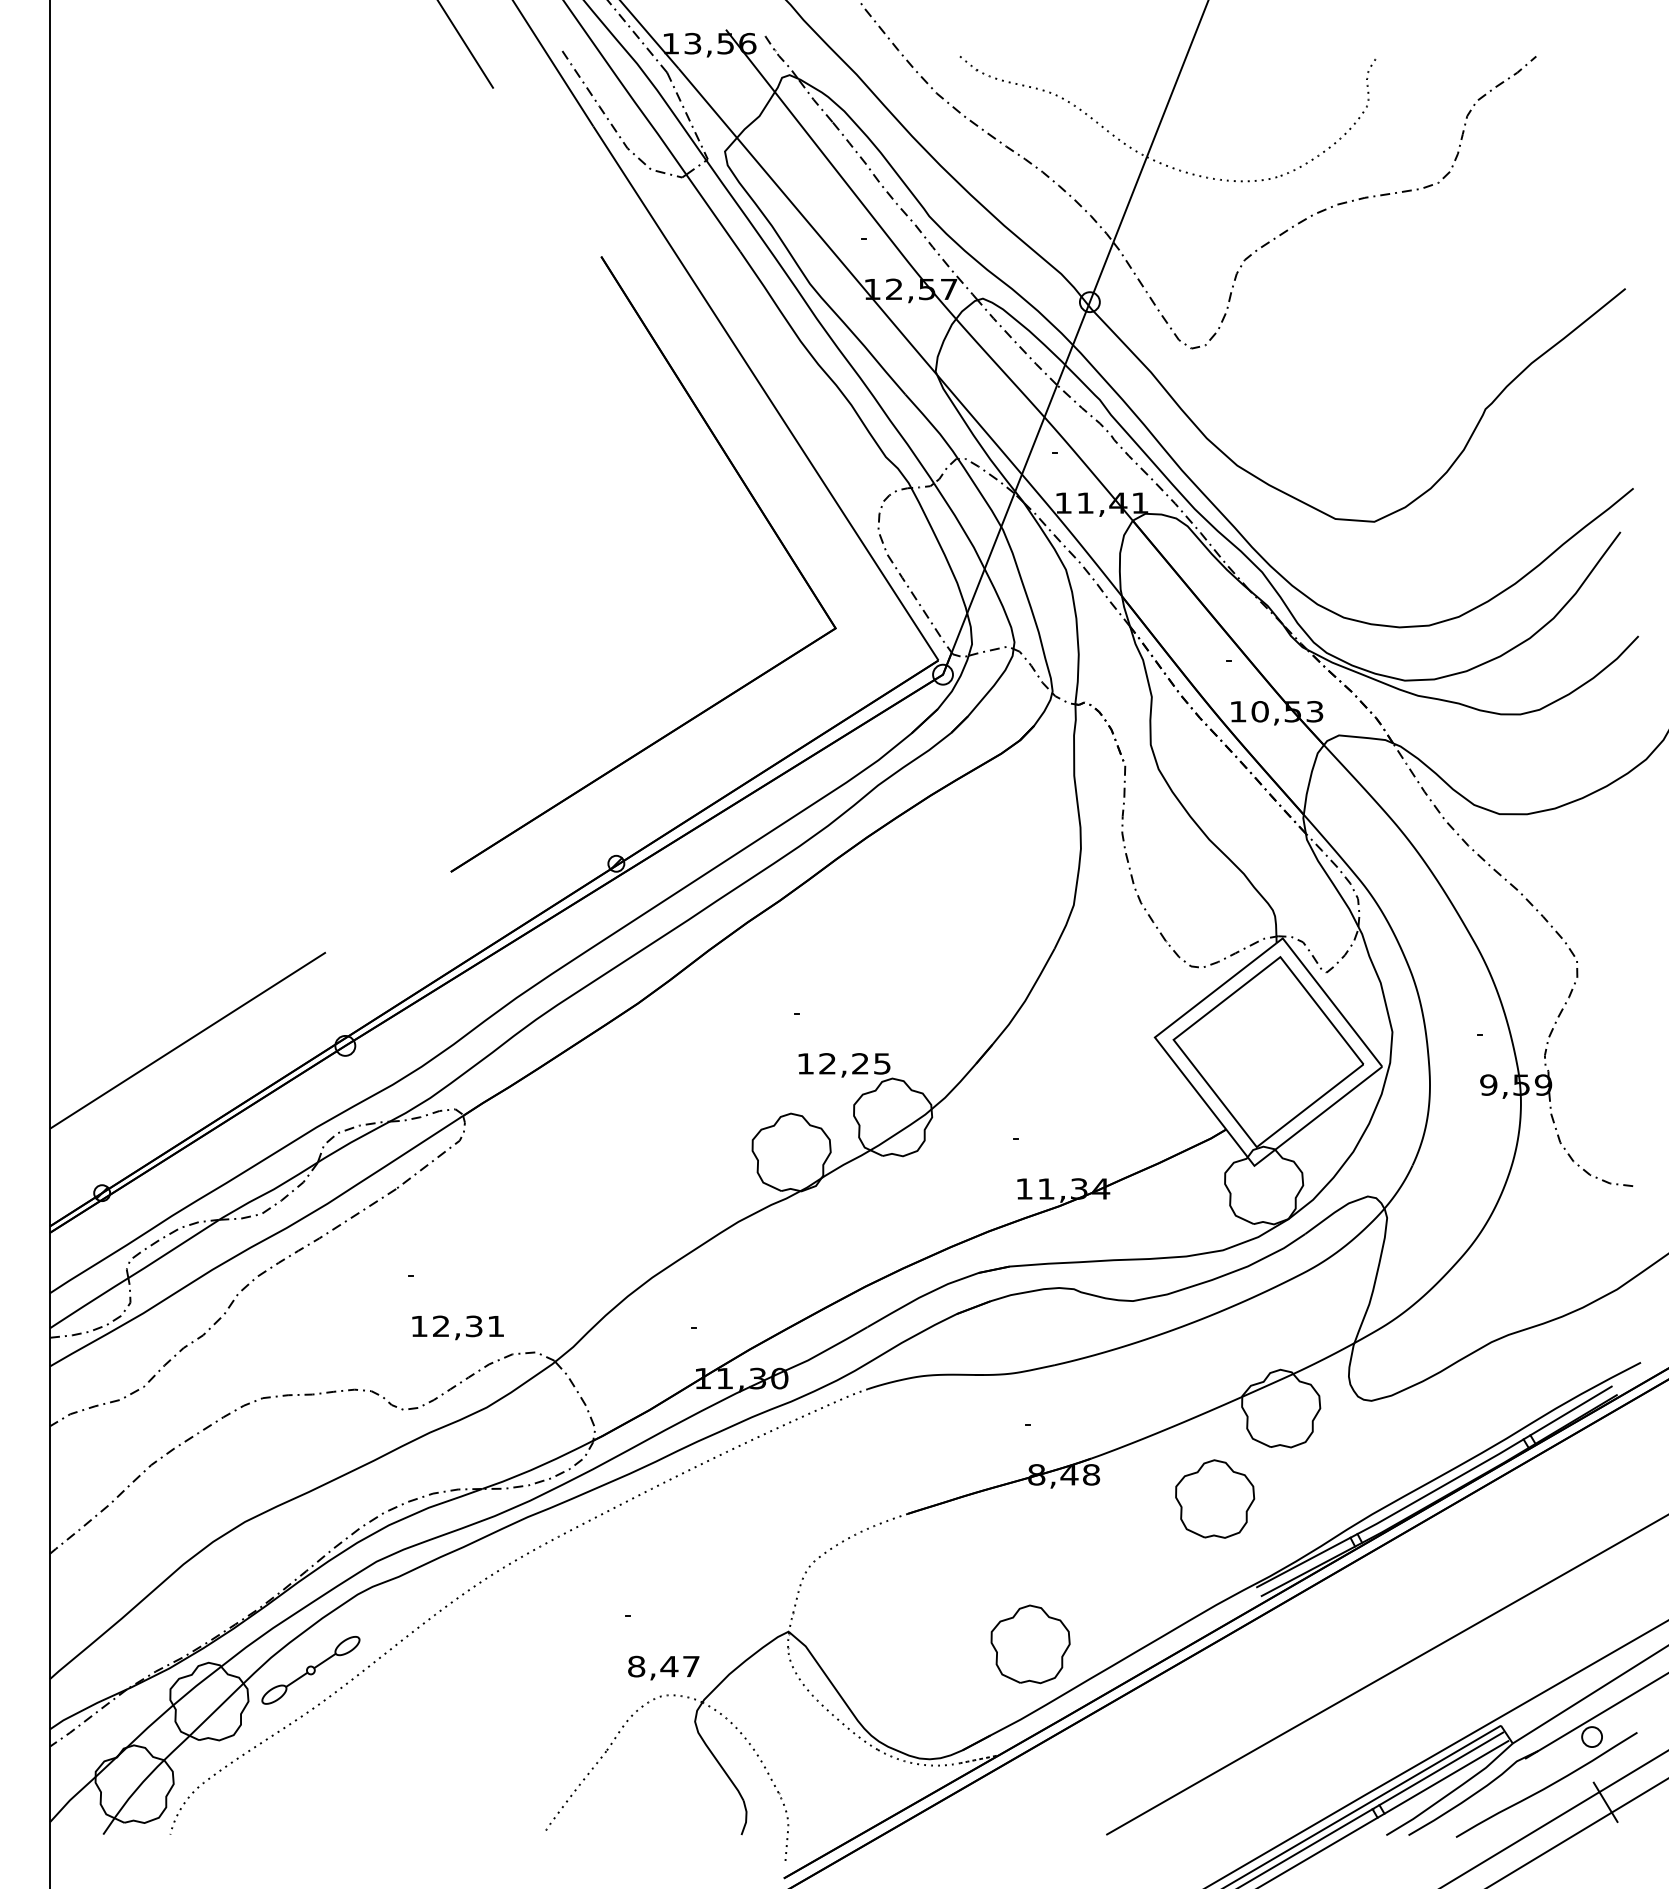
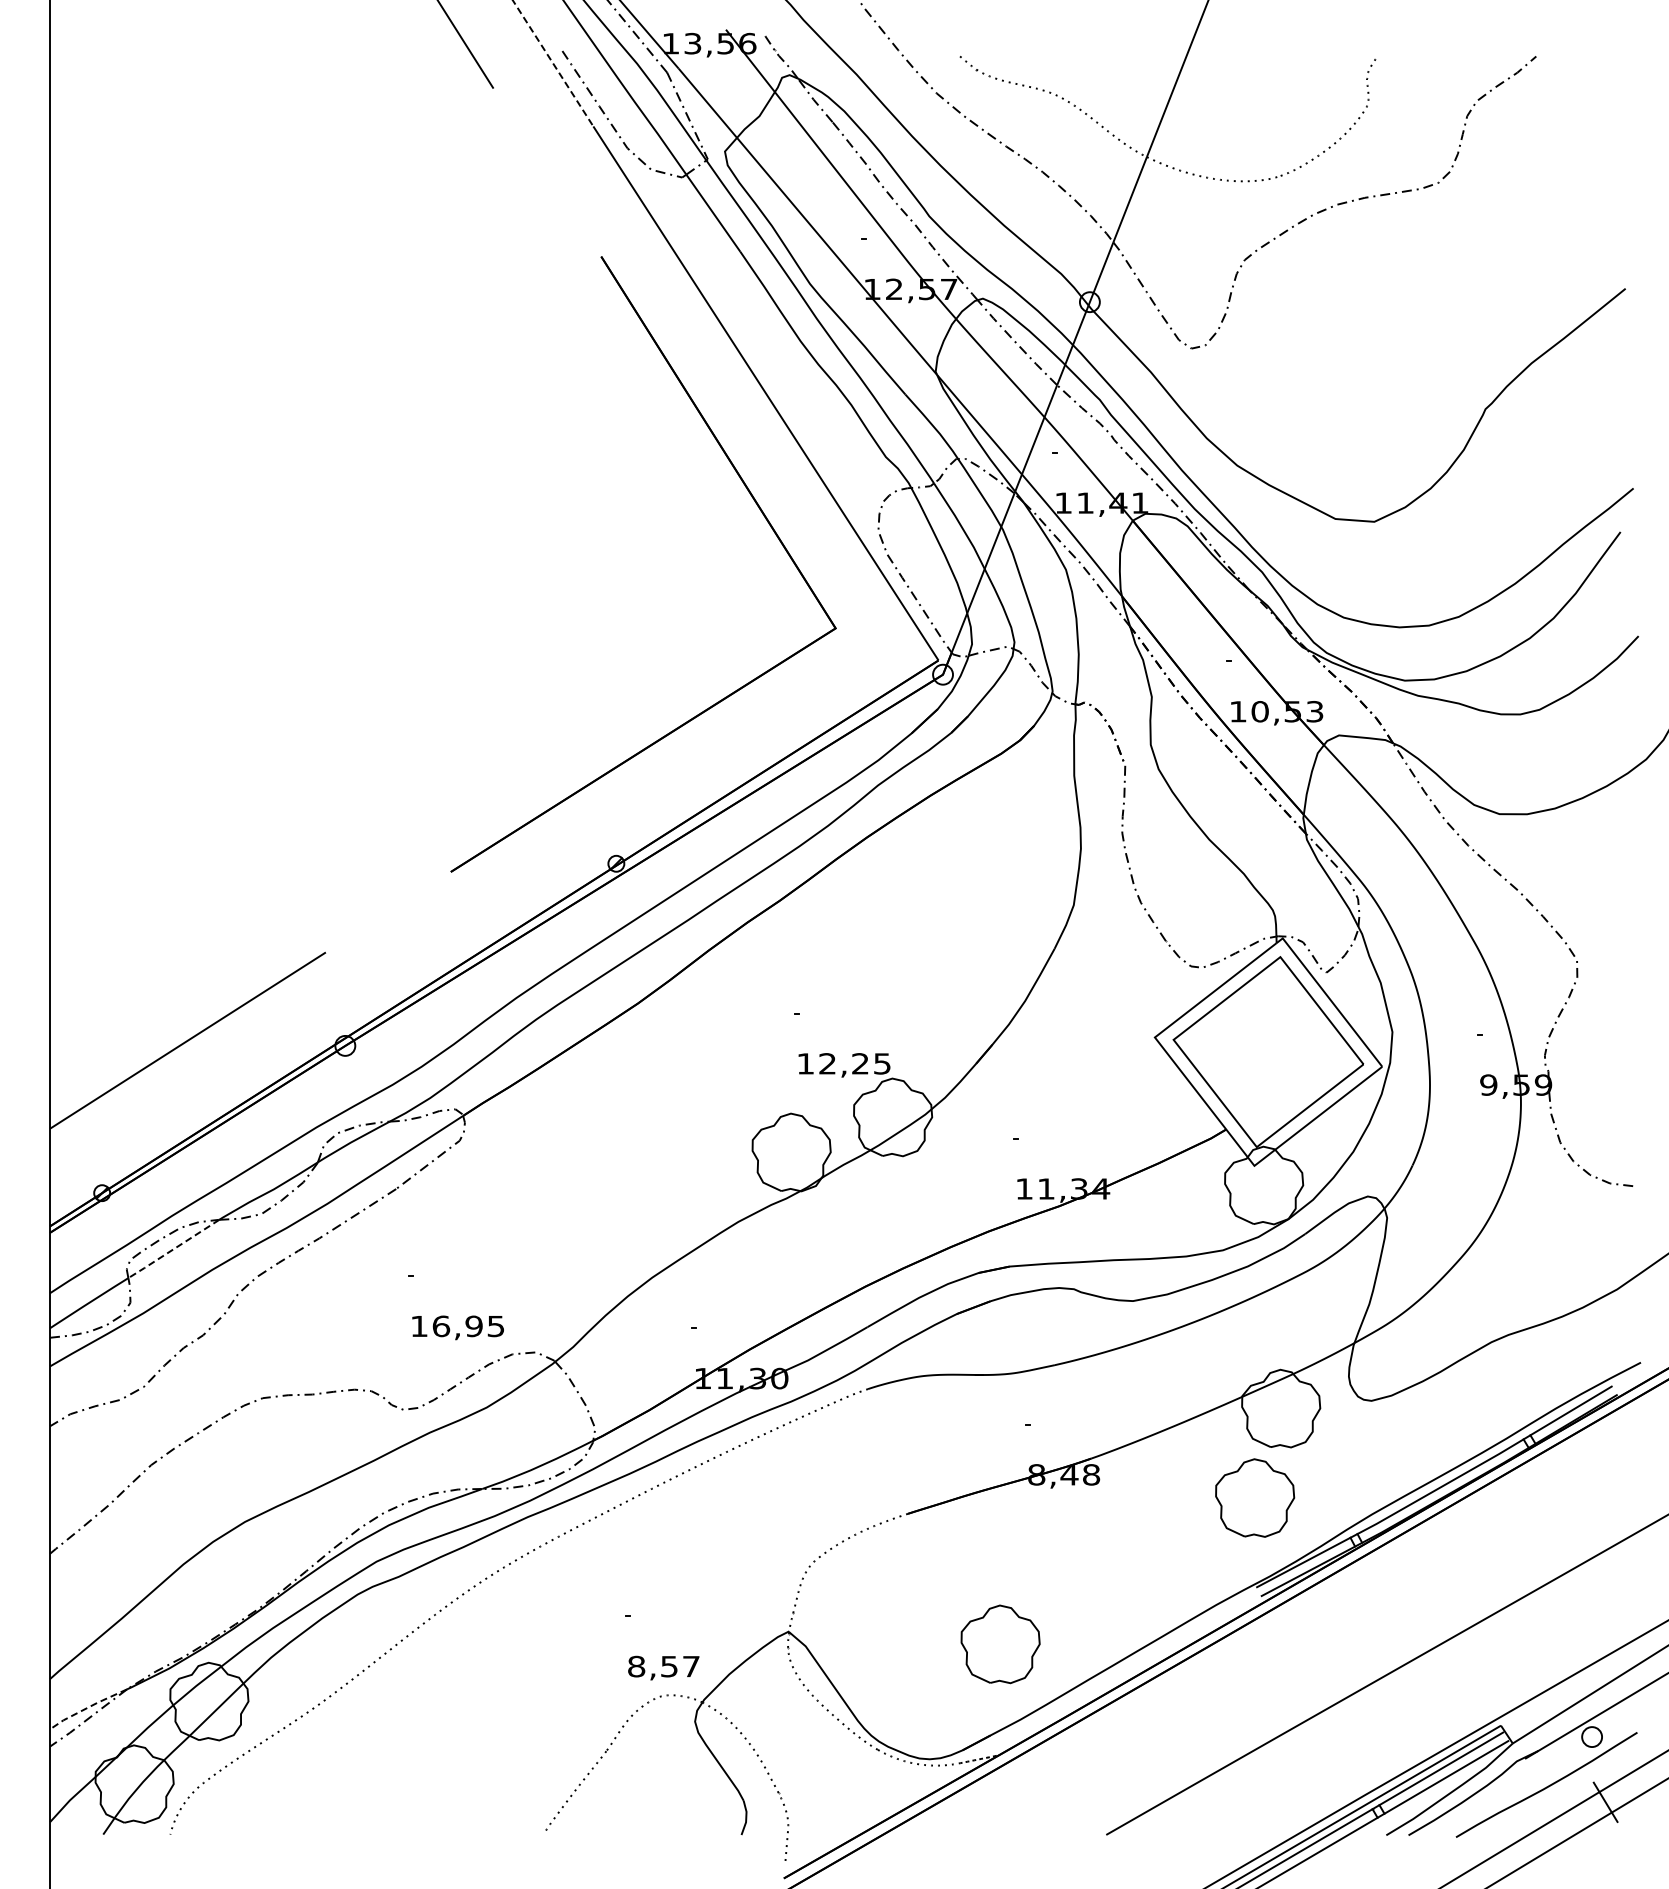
line: solid -> dashed (553, 63)
line: solid -> dashed (173, 1249)
text: 12,31 -> 16,95 (467, 1326)
part position: (1215, 1498) -> (1255, 1497) (1255, 1497)
part position: (1030, 1644) -> (1000, 1644) (1000, 1644)
text: 8,47 -> 8,57 (669, 1666)
part: present -> none (310, 1670)
line: solid -> dashed (86, 1708)
